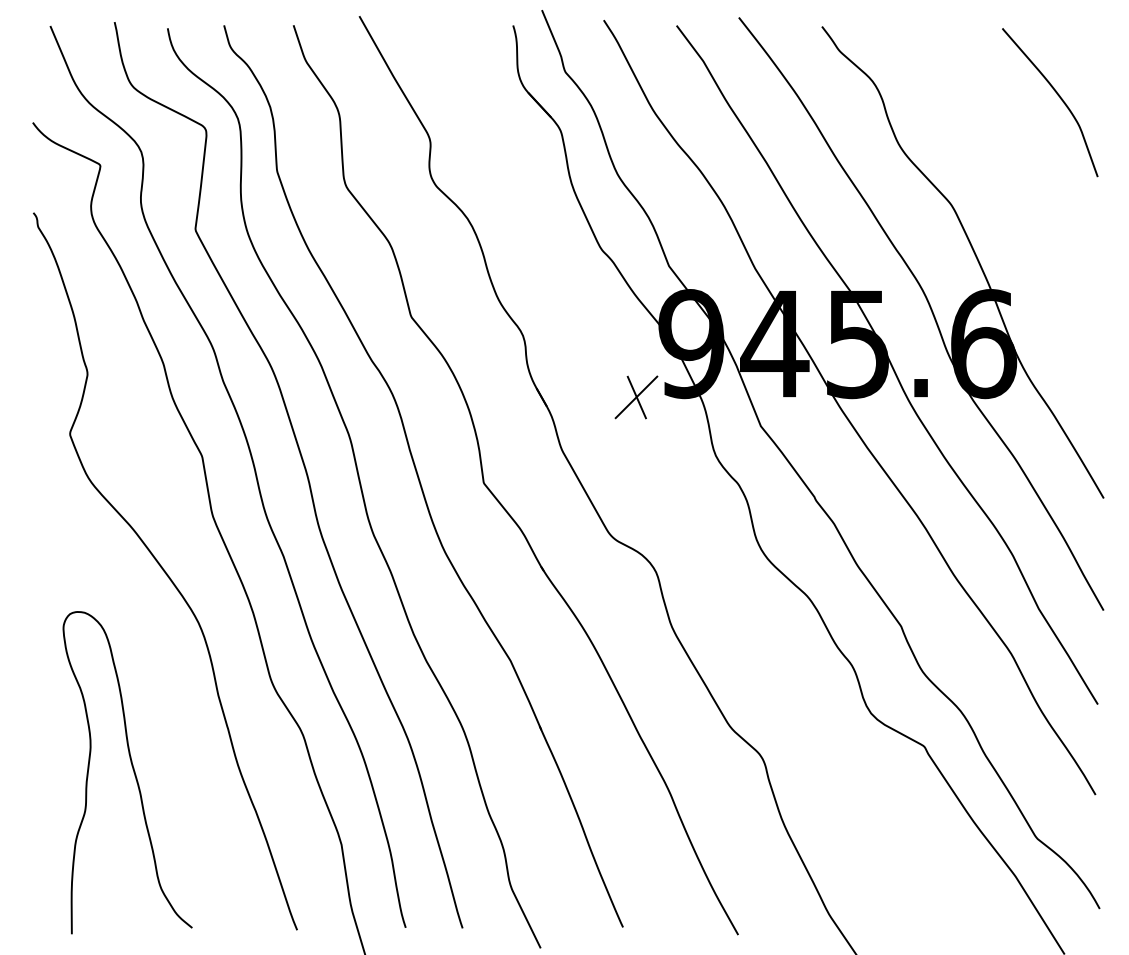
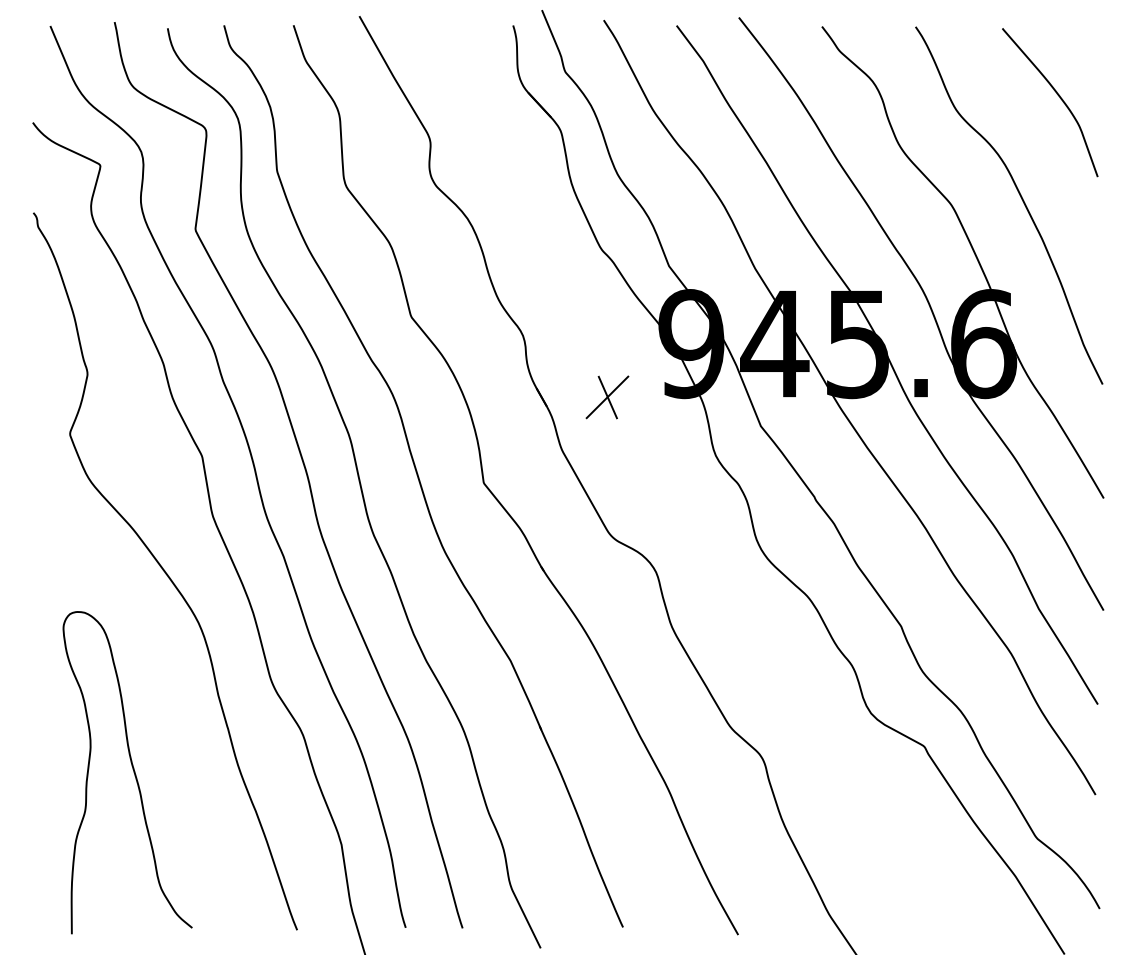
curve: none -> present (1021, 199)
part position: (636, 397) -> (607, 397) (607, 397)
